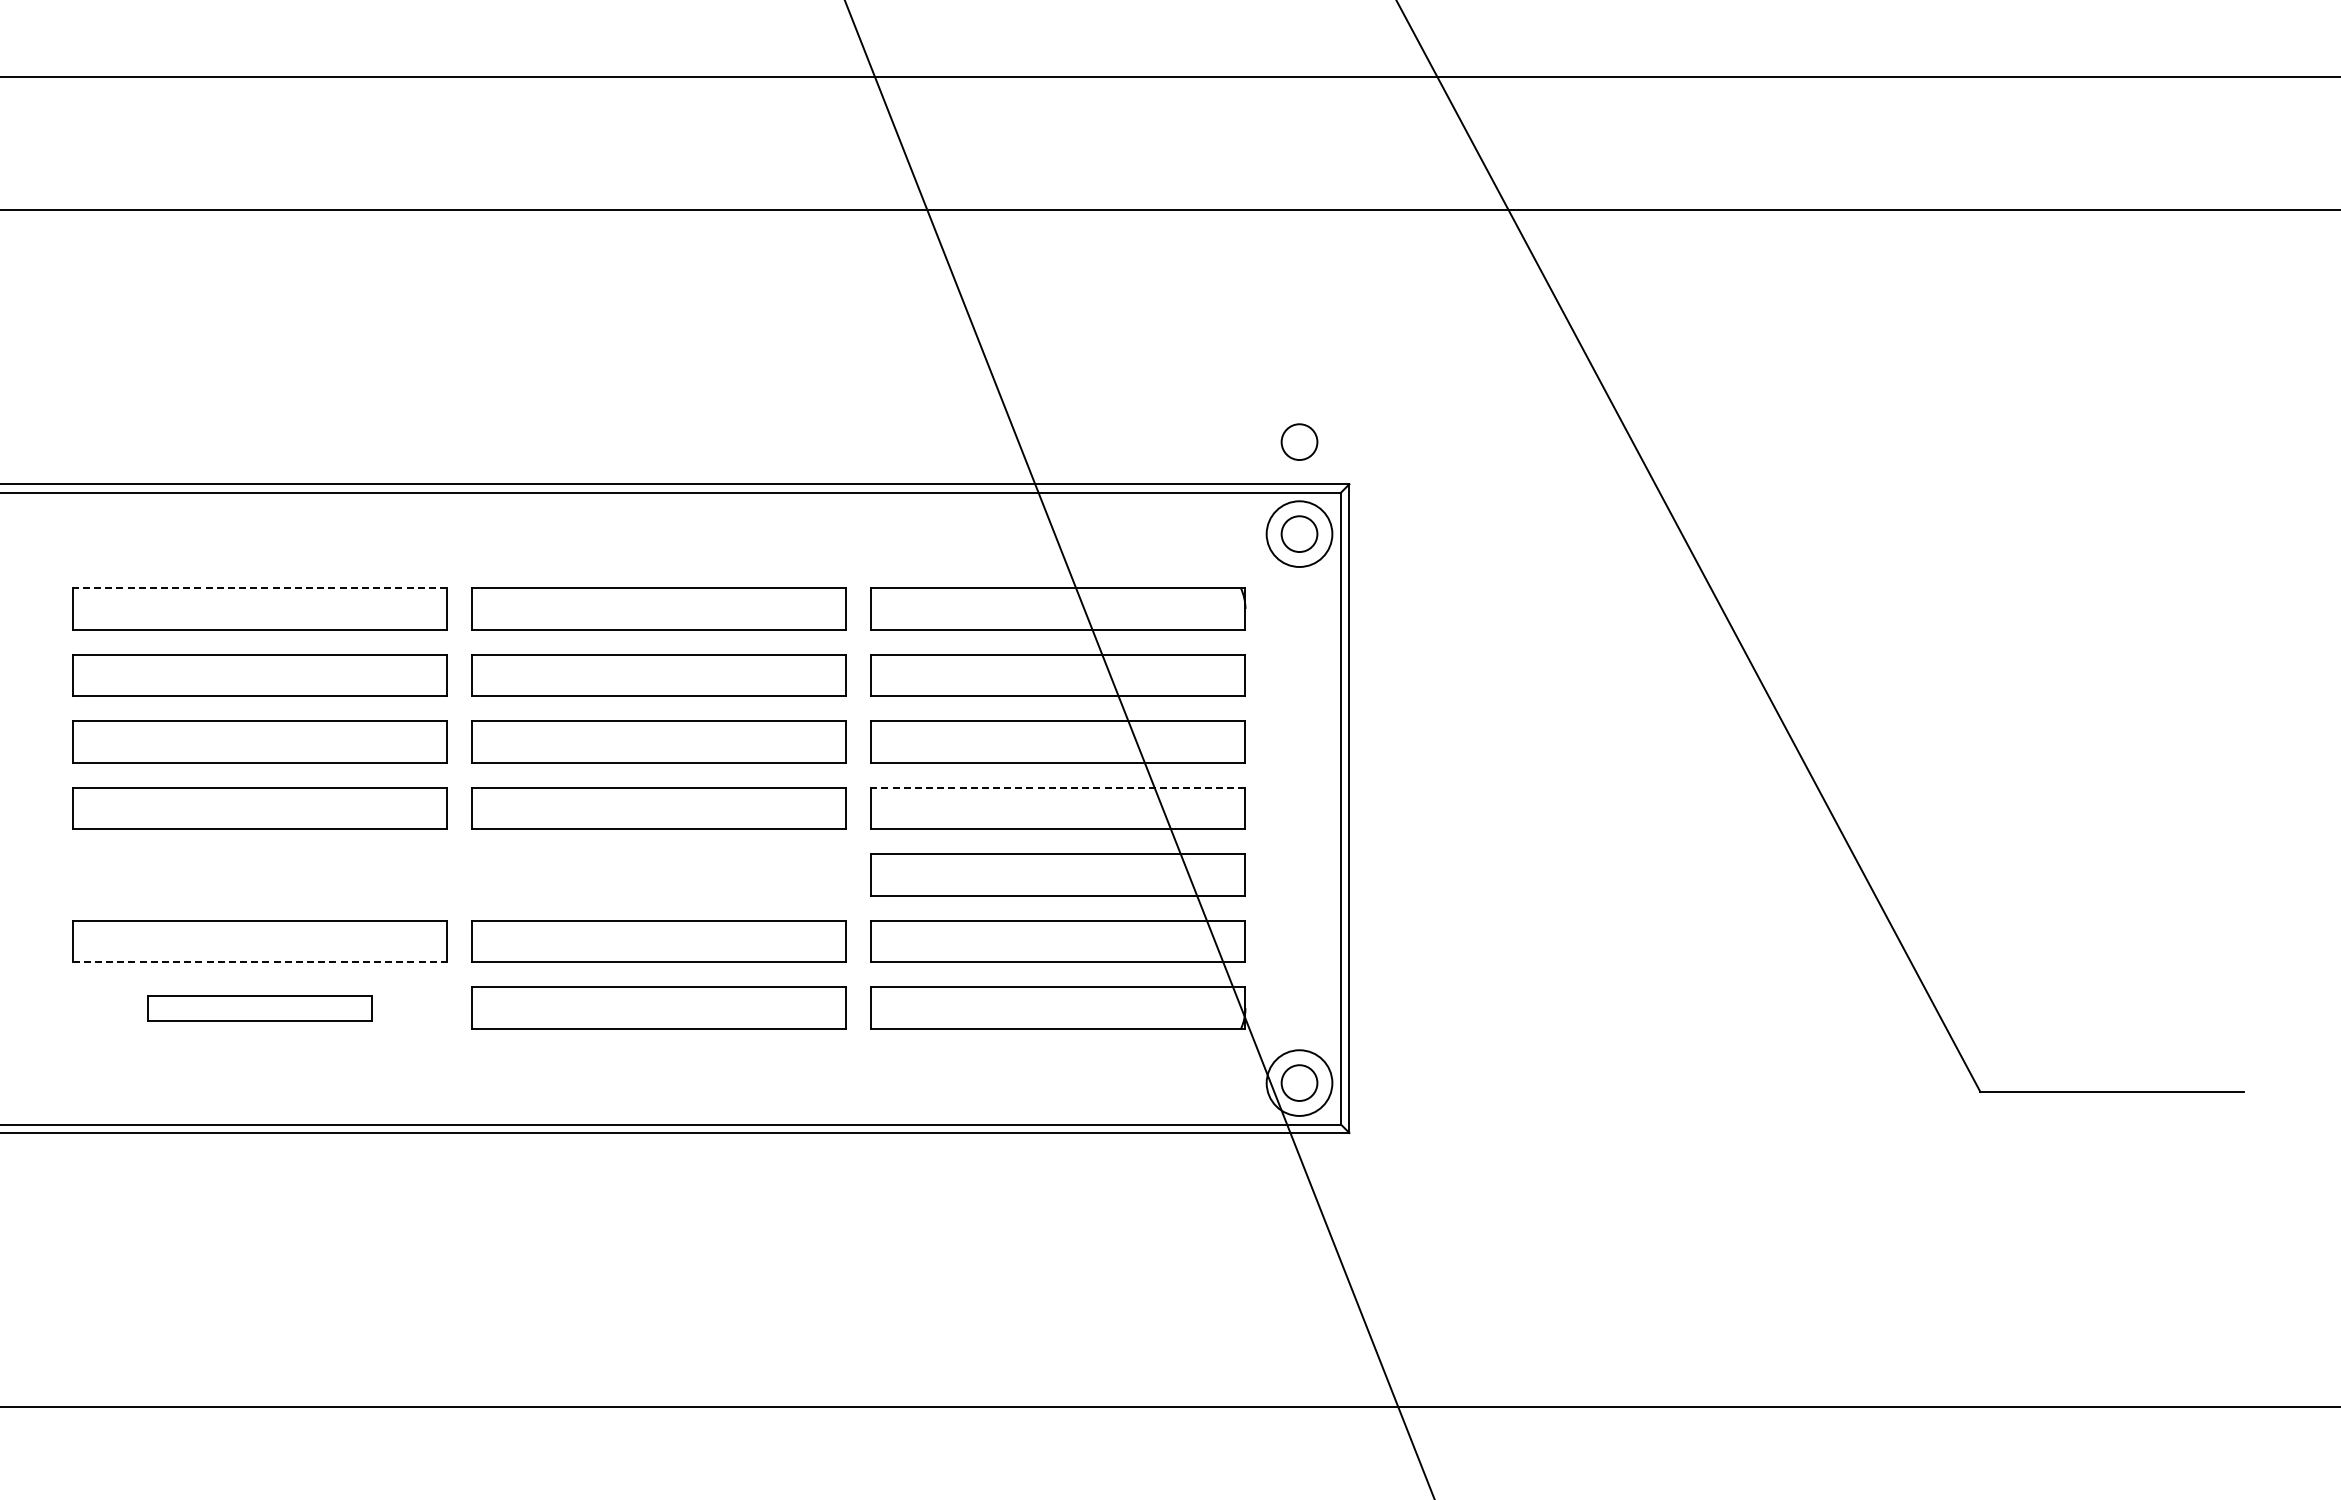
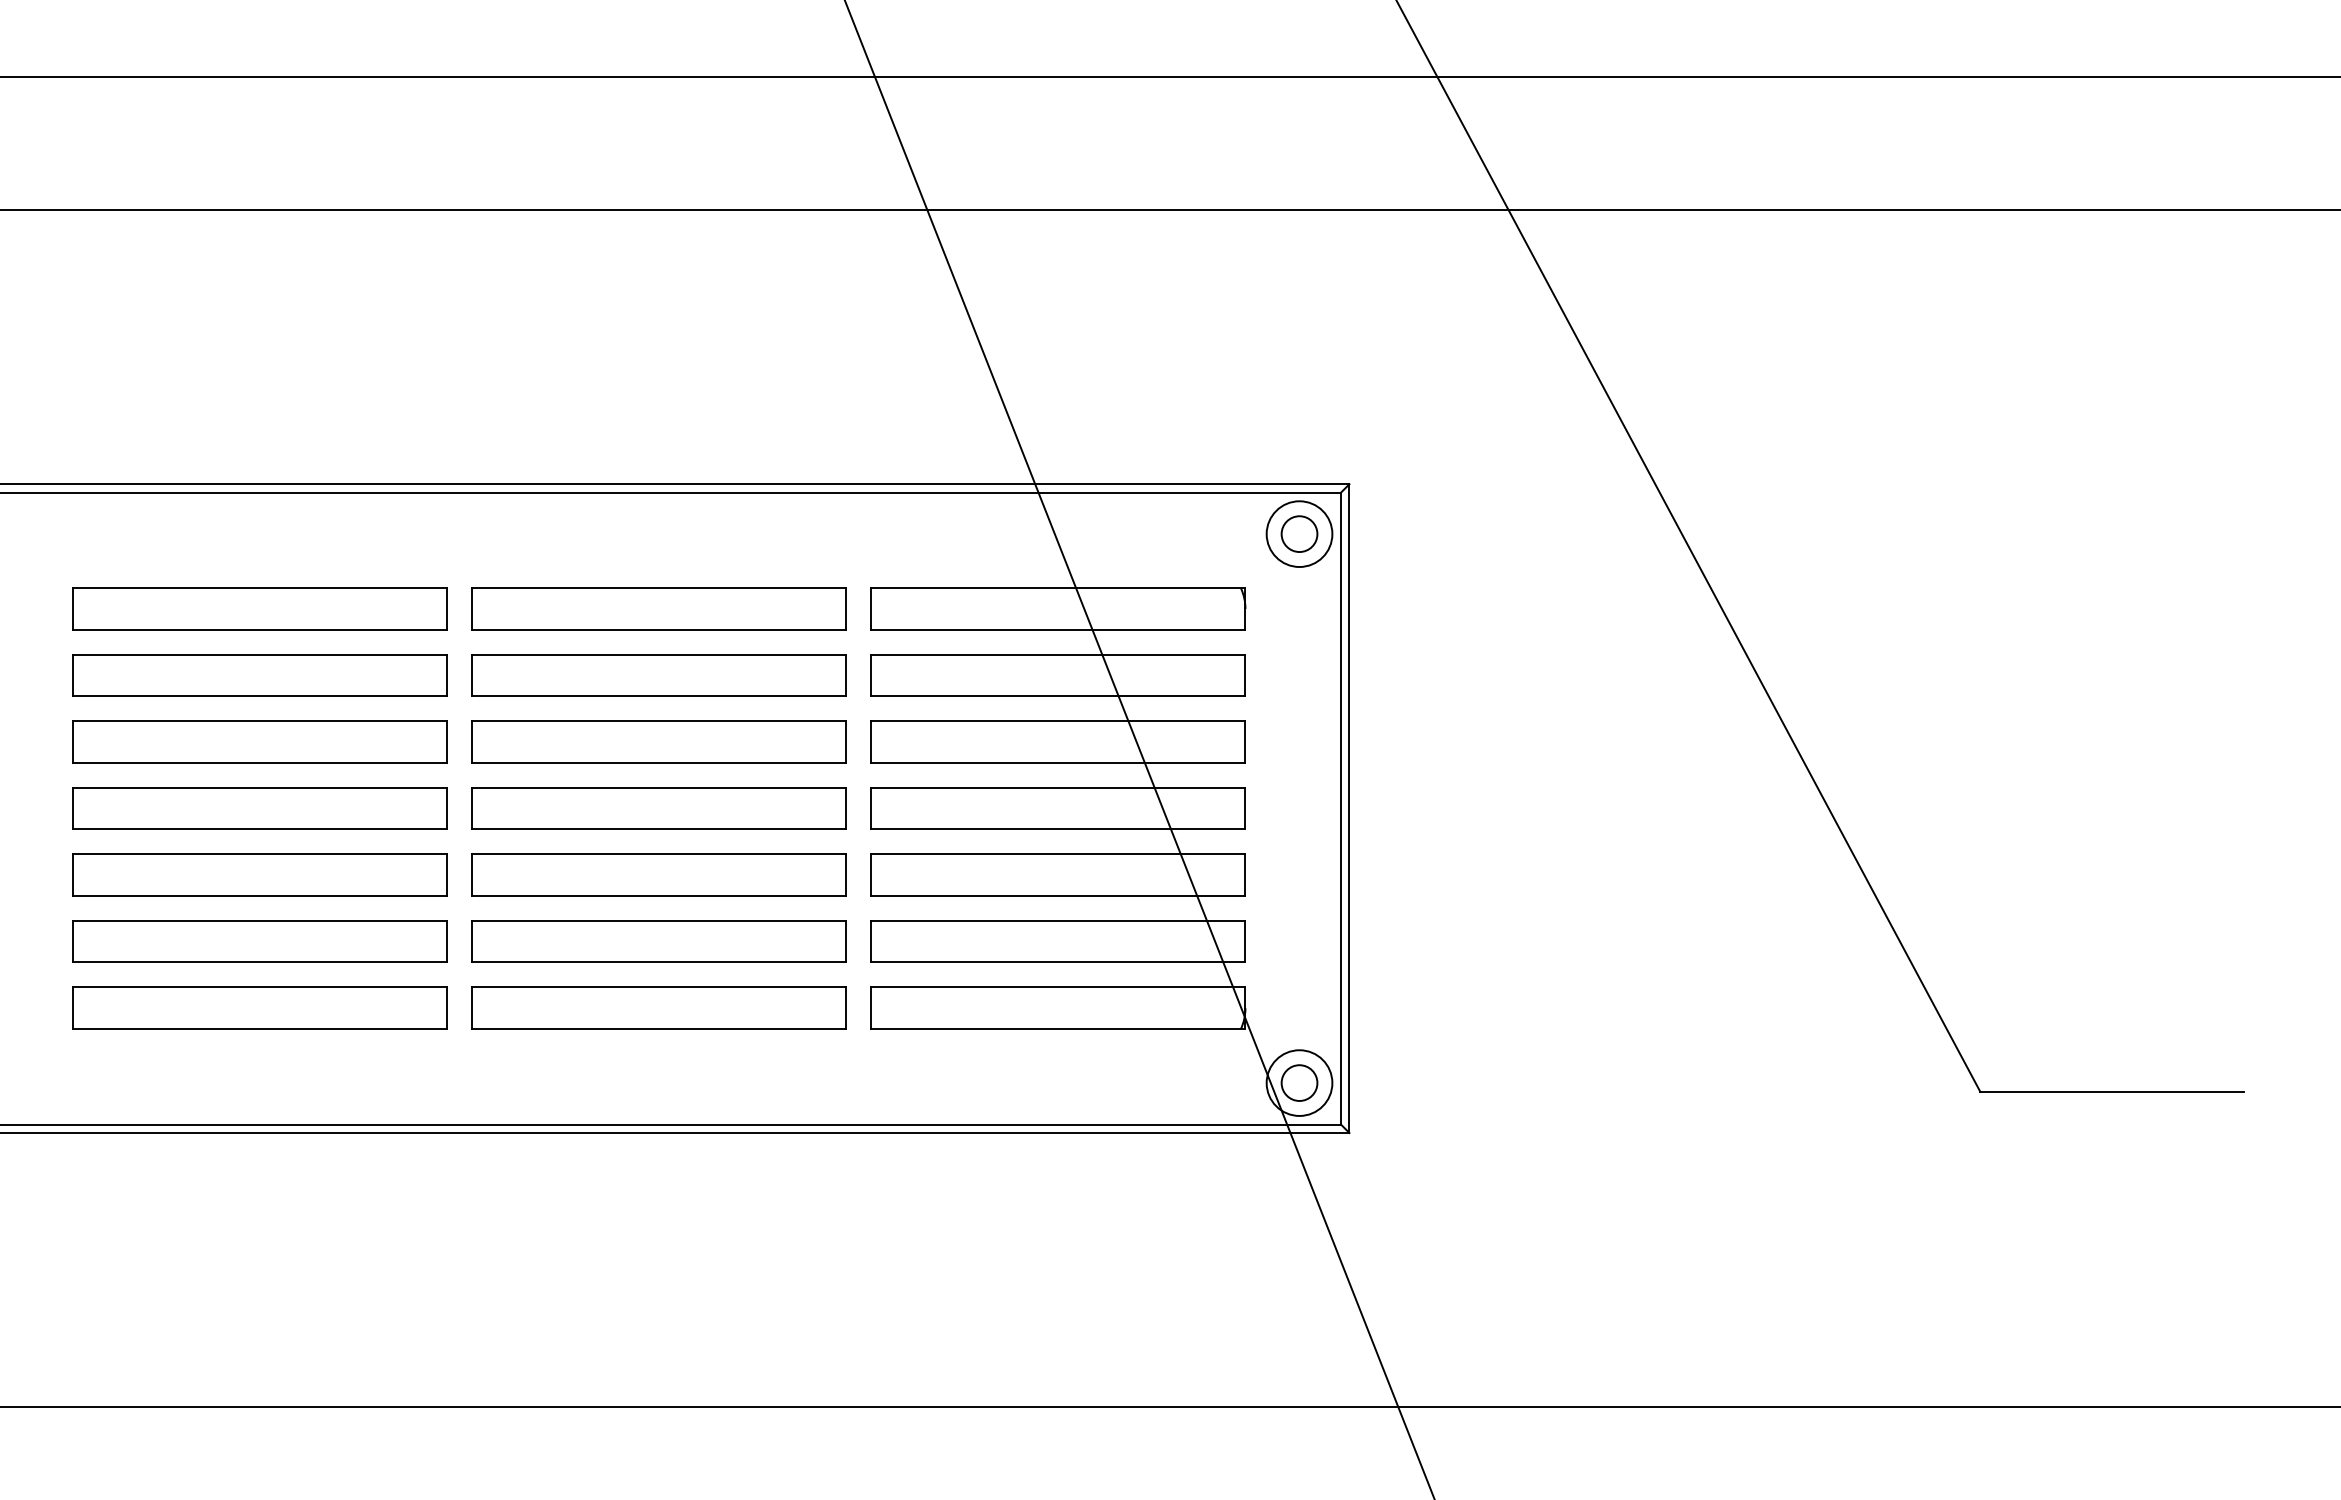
circle: present -> none (1299, 441)
line: dashed -> solid (259, 588)
line: dashed -> solid (1057, 787)
part: none -> present (259, 874)
part: none -> present (658, 874)
line: dashed -> solid (260, 962)
part size: 226x27 px -> 376x44 px (259, 1007)
